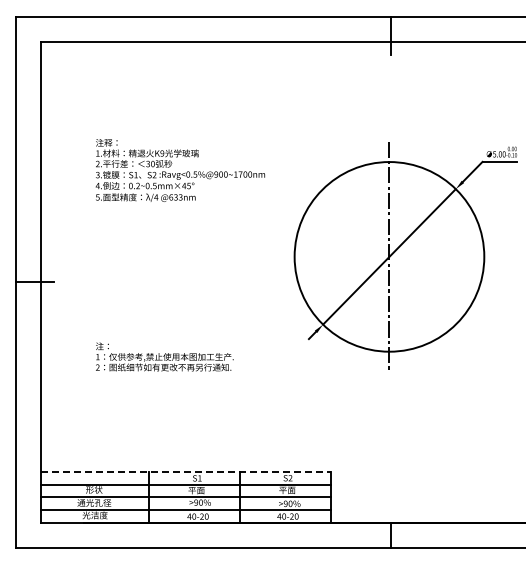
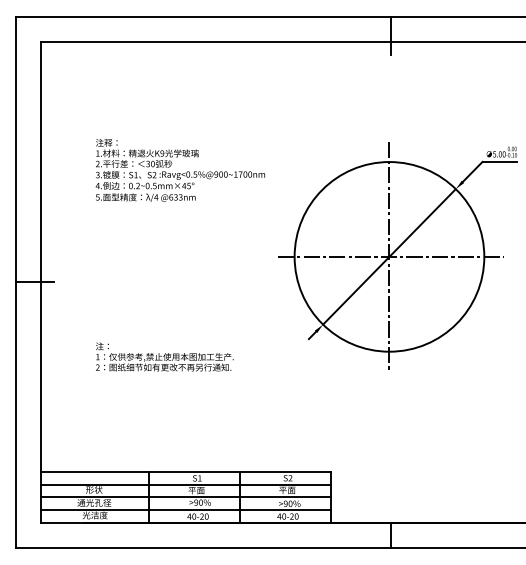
line: none -> present (390, 256)
line: dashed -> solid (186, 472)
